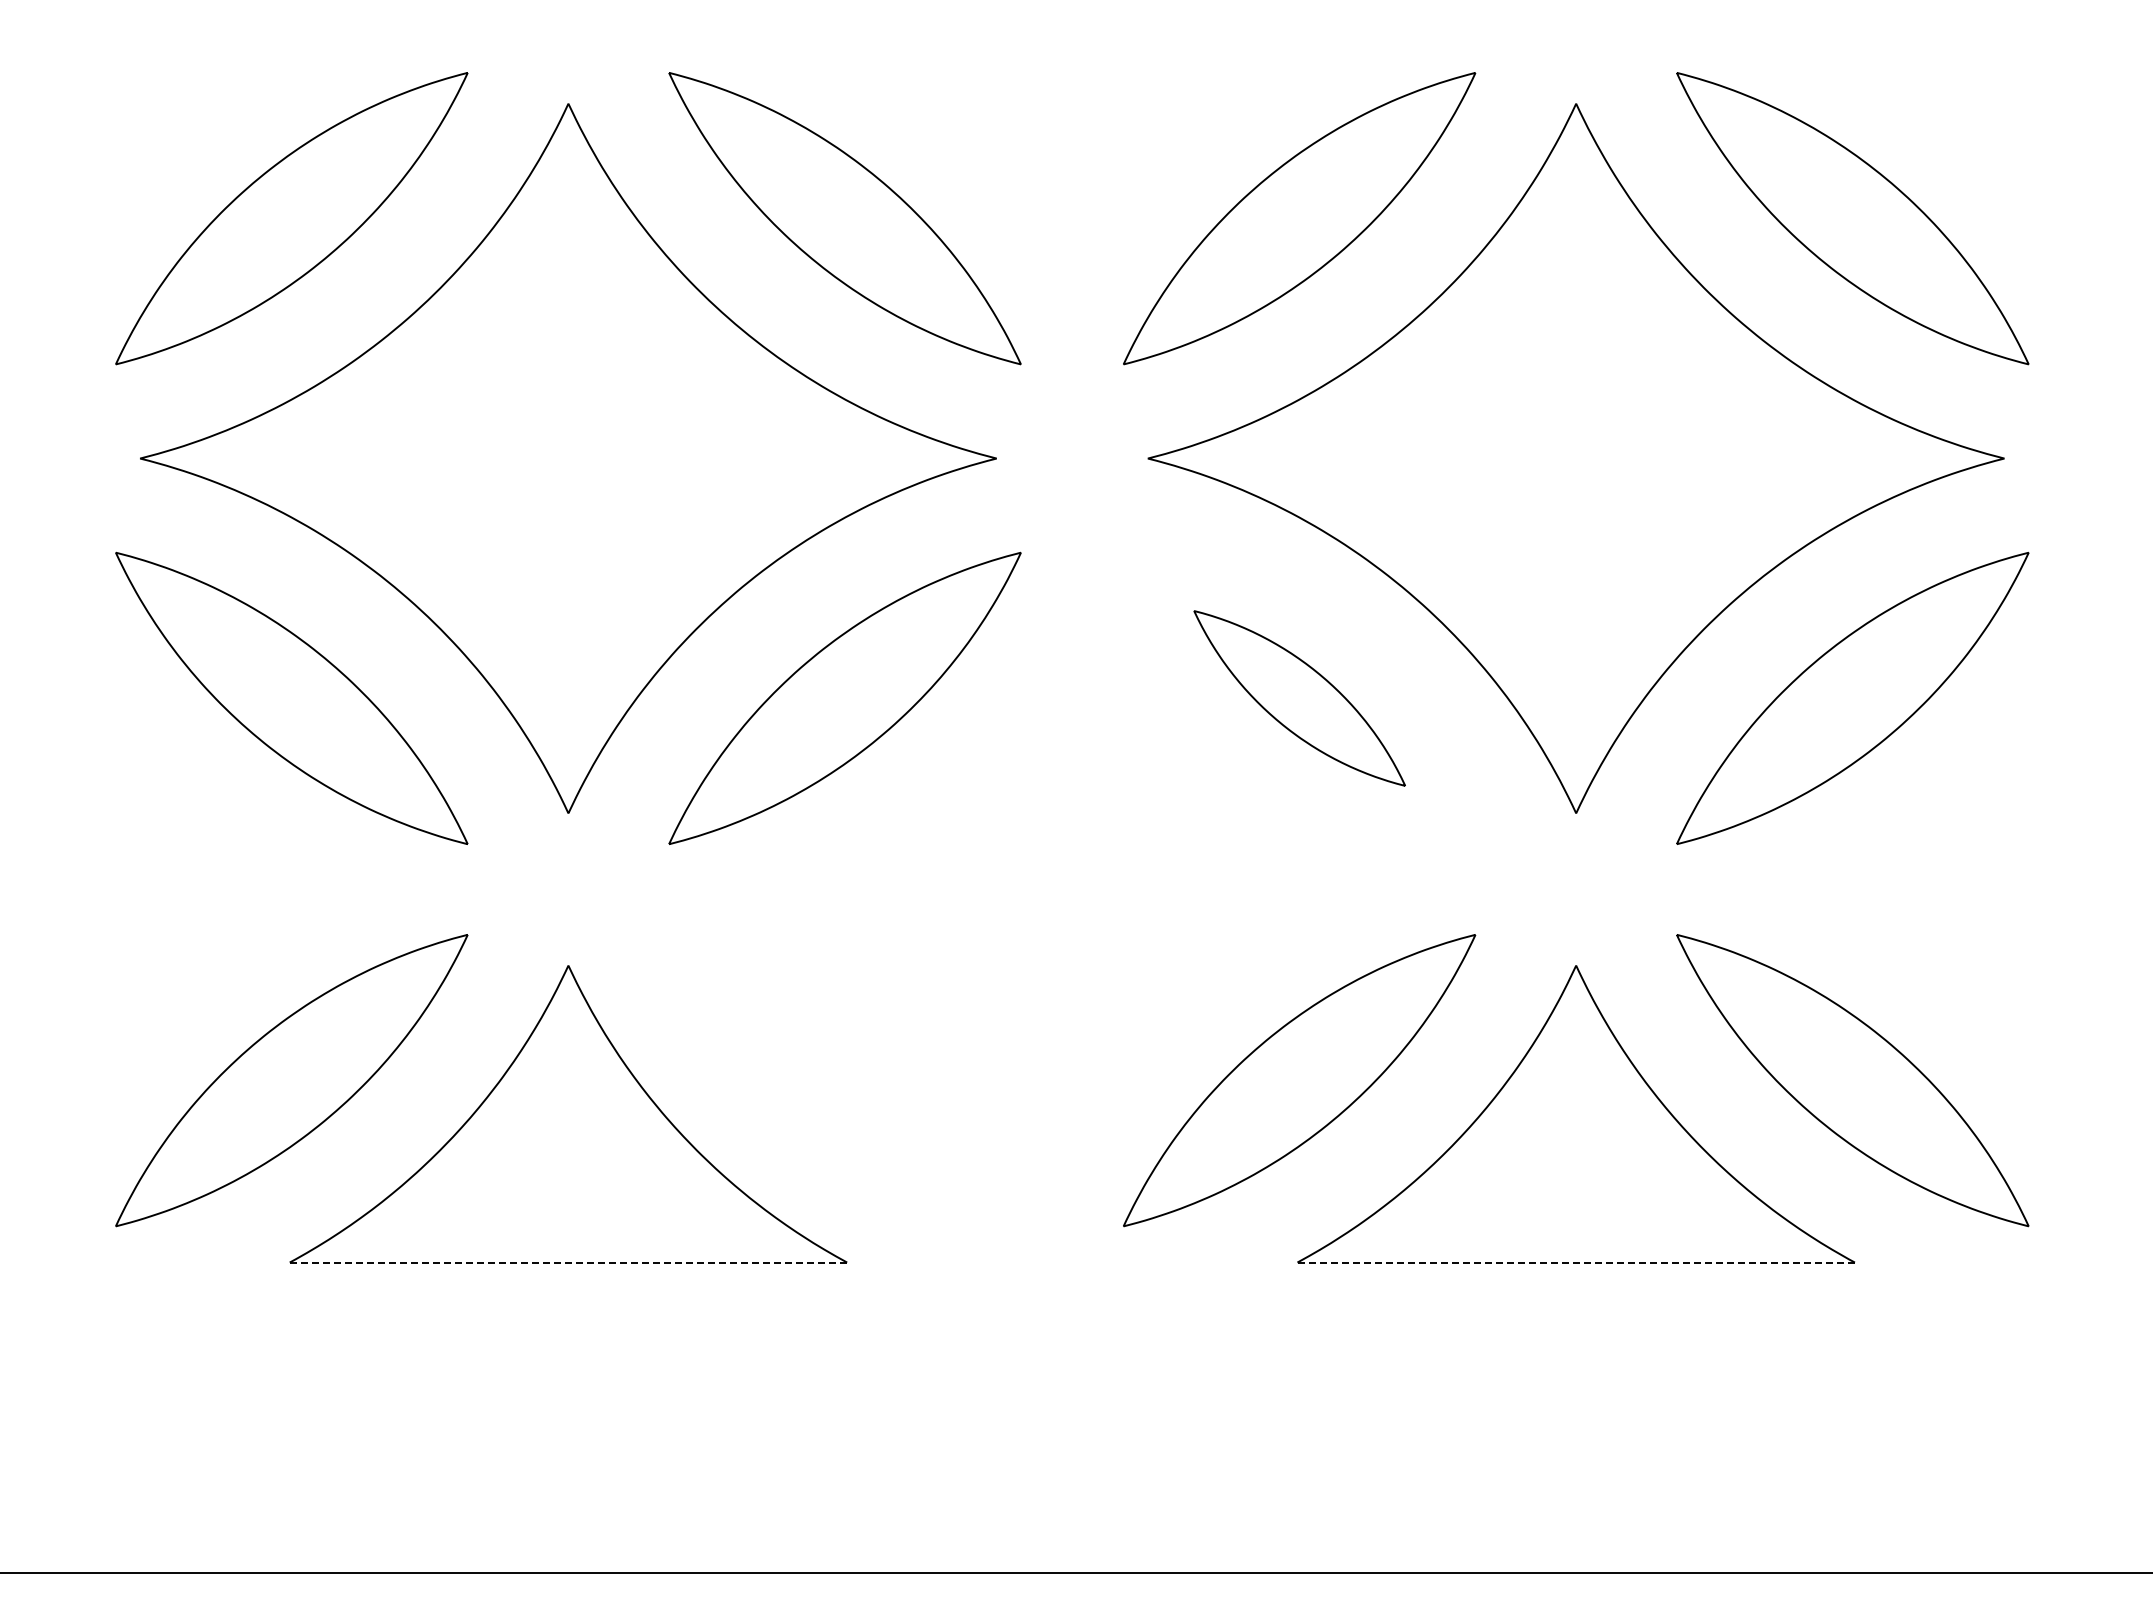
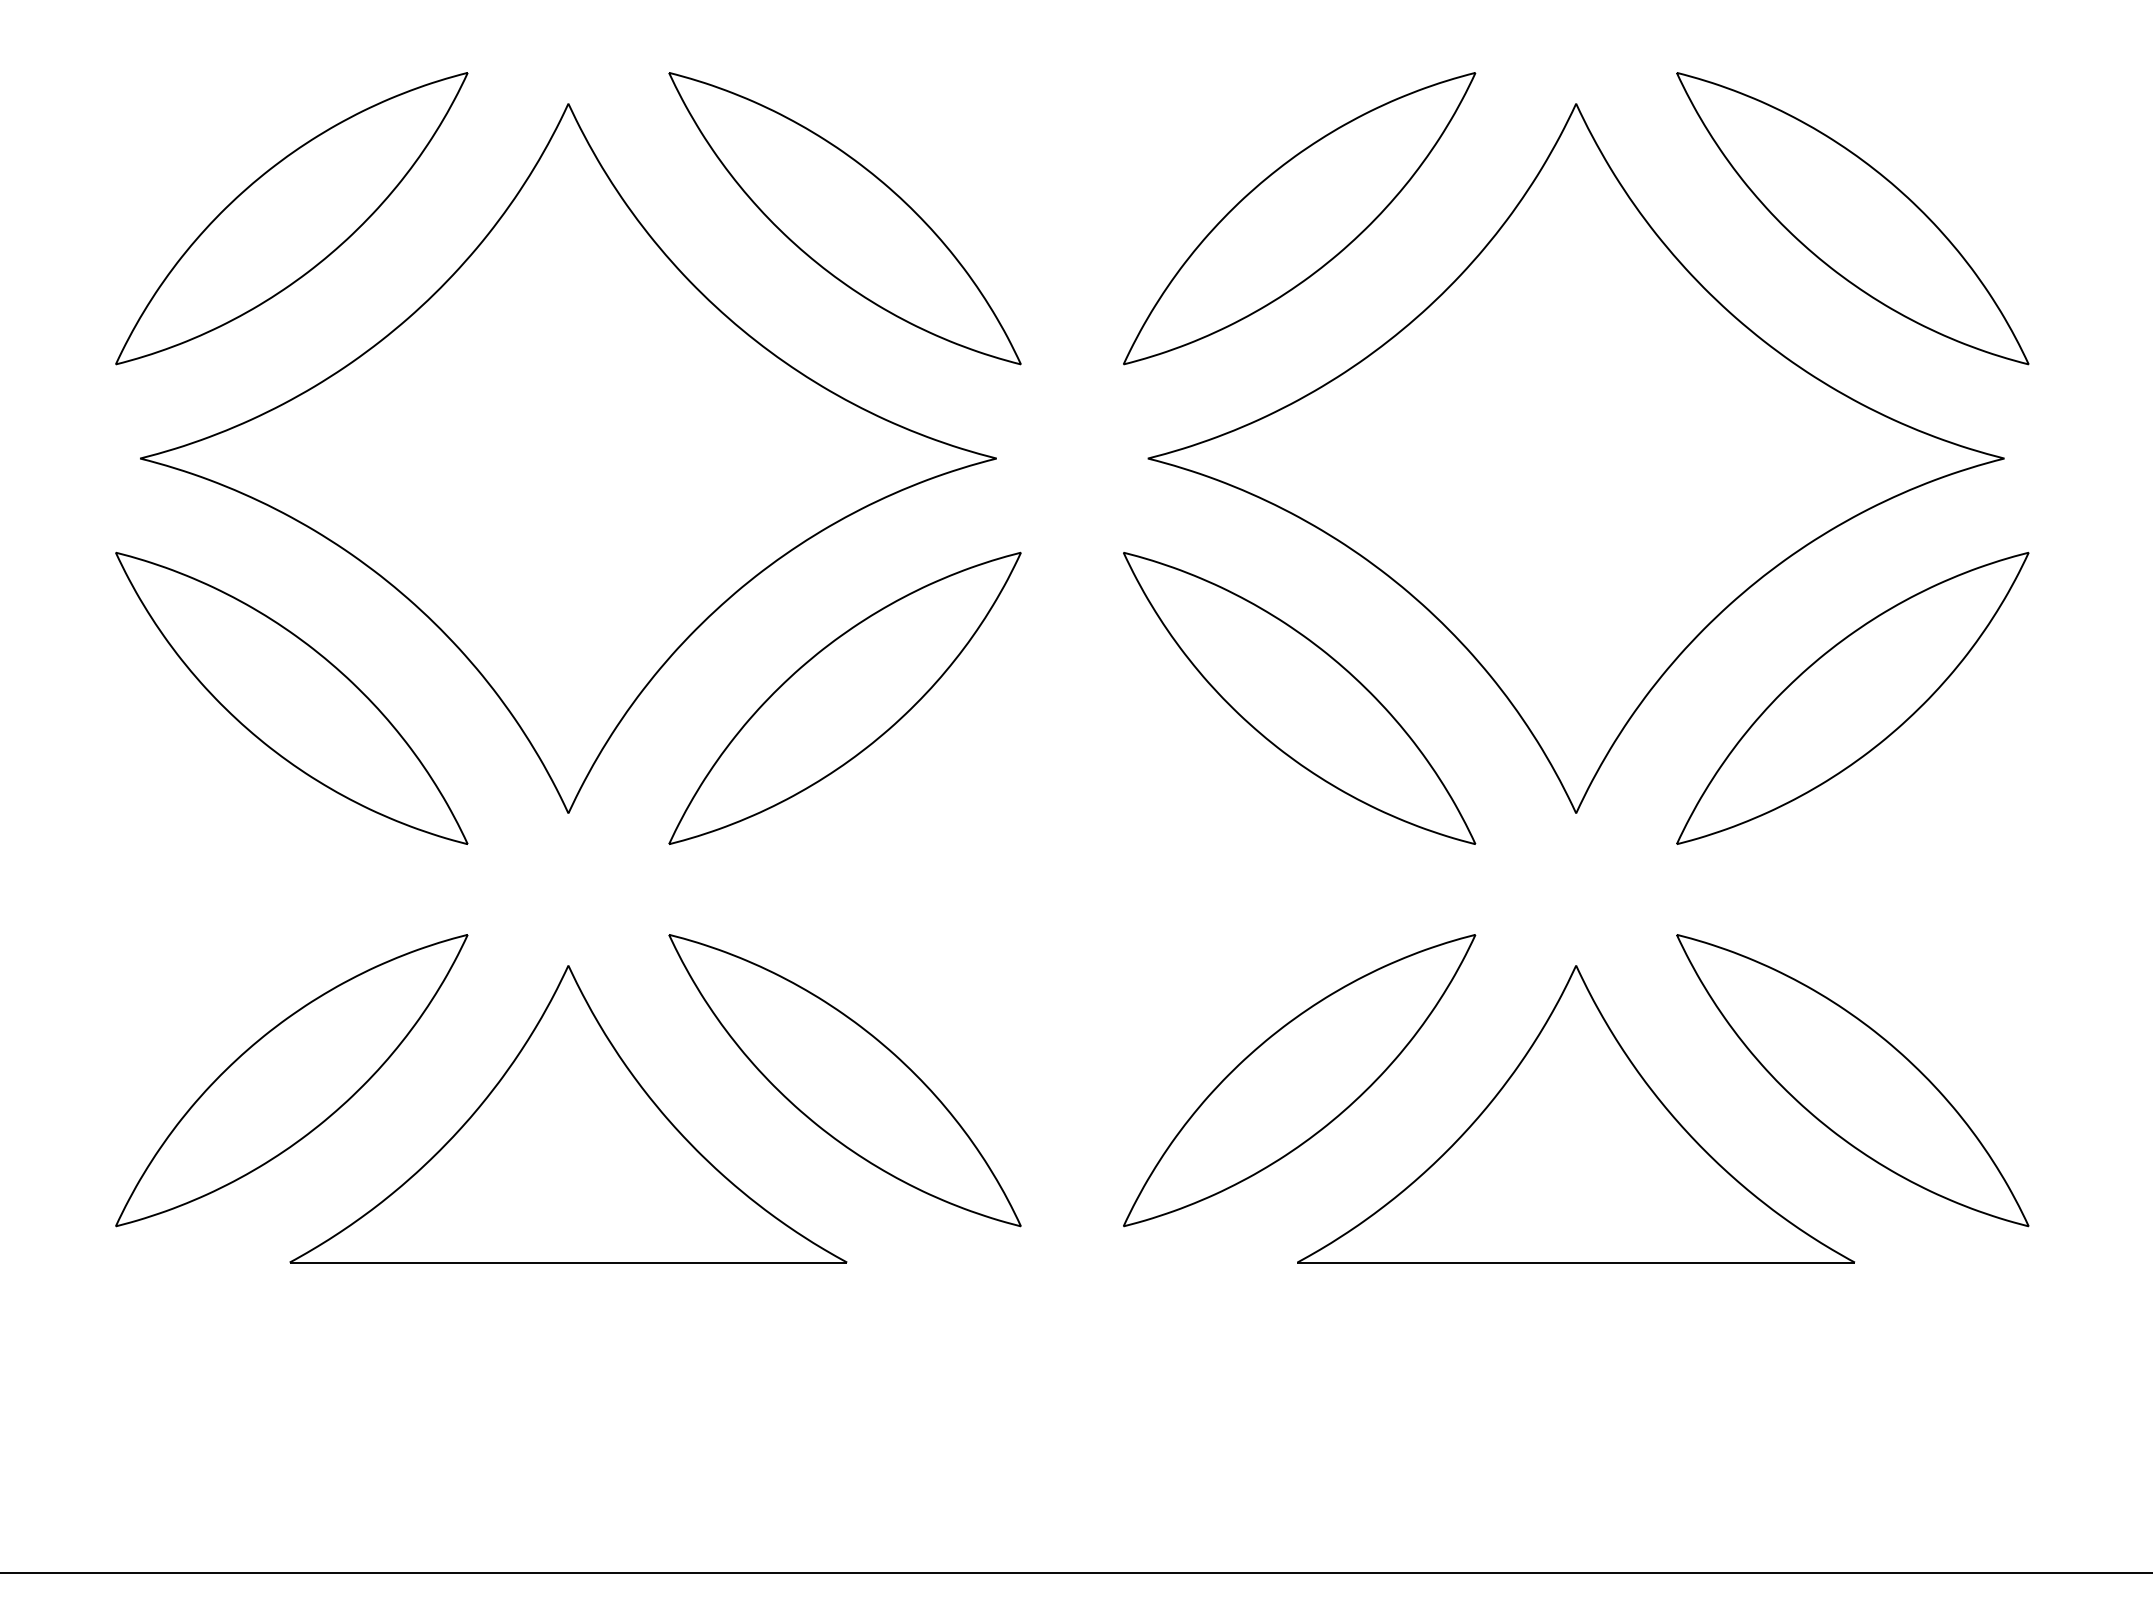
part size: 213x177 px -> 354x293 px (1299, 698)
part: none -> present (844, 1080)
line: dashed -> solid (568, 1262)
line: dashed -> solid (1576, 1262)
